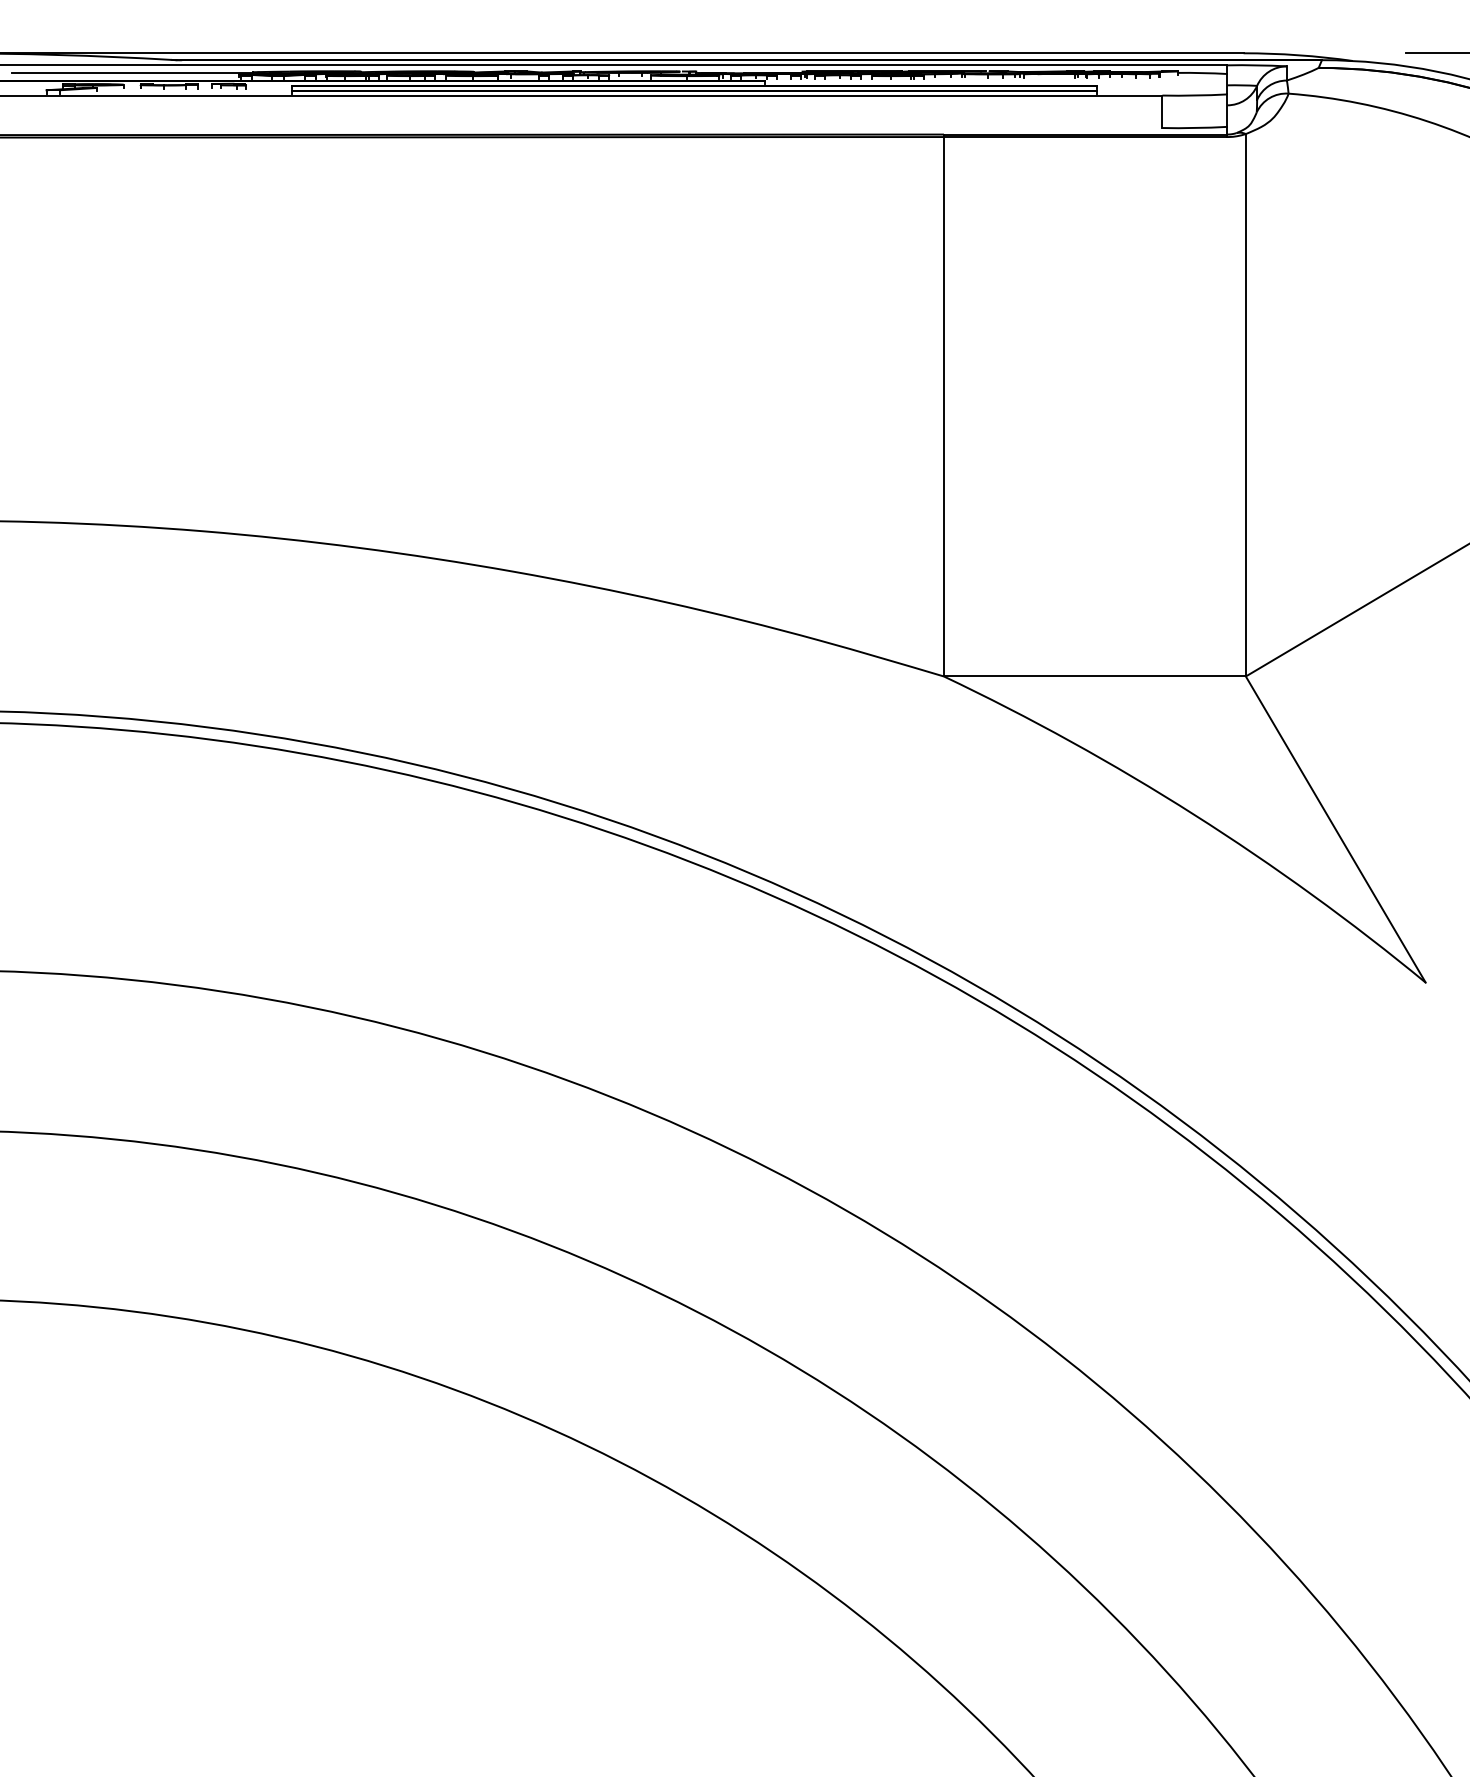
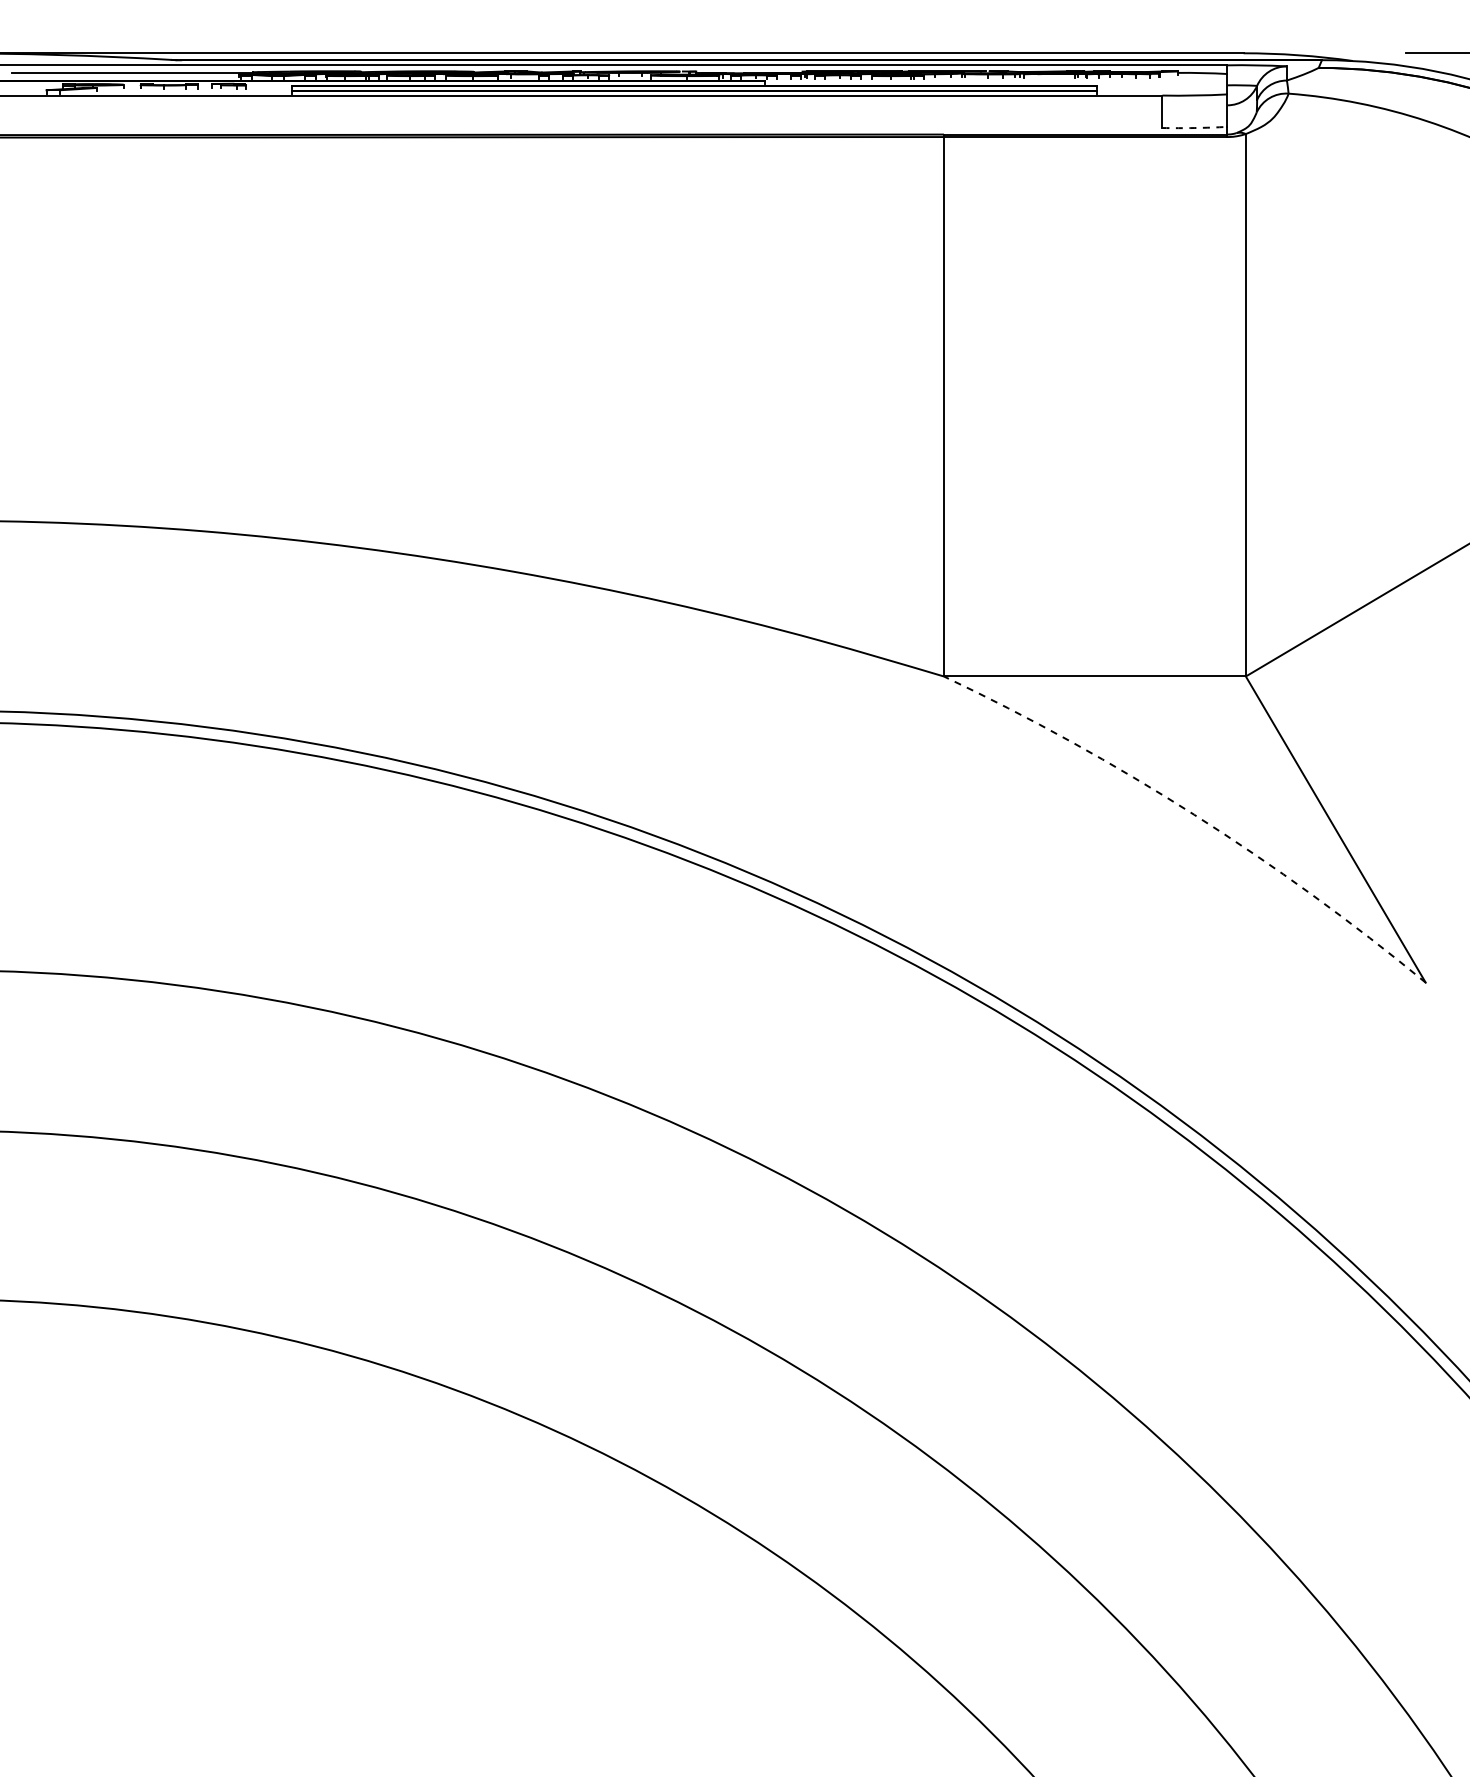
arc: solid -> dashed (1194, 128)
arc: solid -> dashed (1194, 814)
